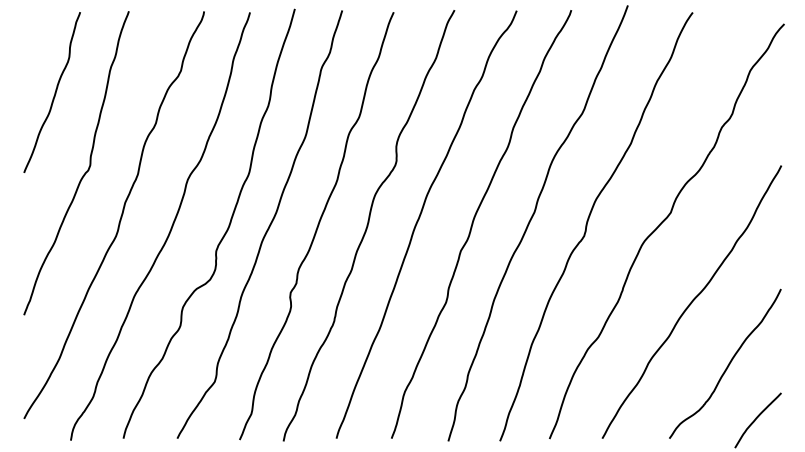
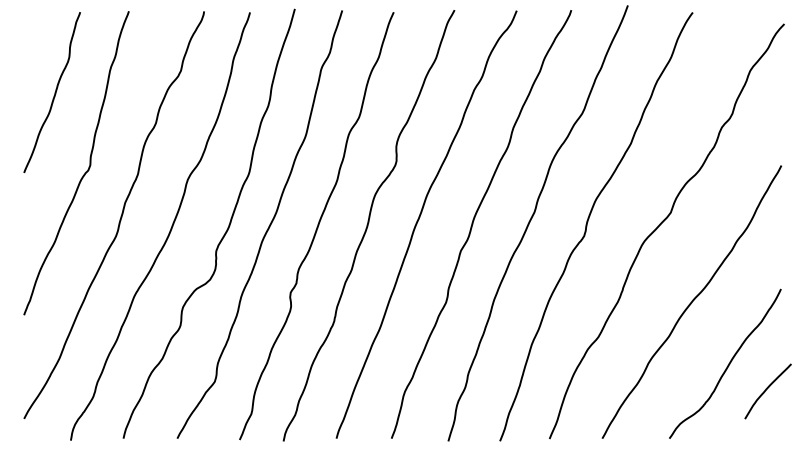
curve position: (756, 419) -> (766, 390) (766, 390)
